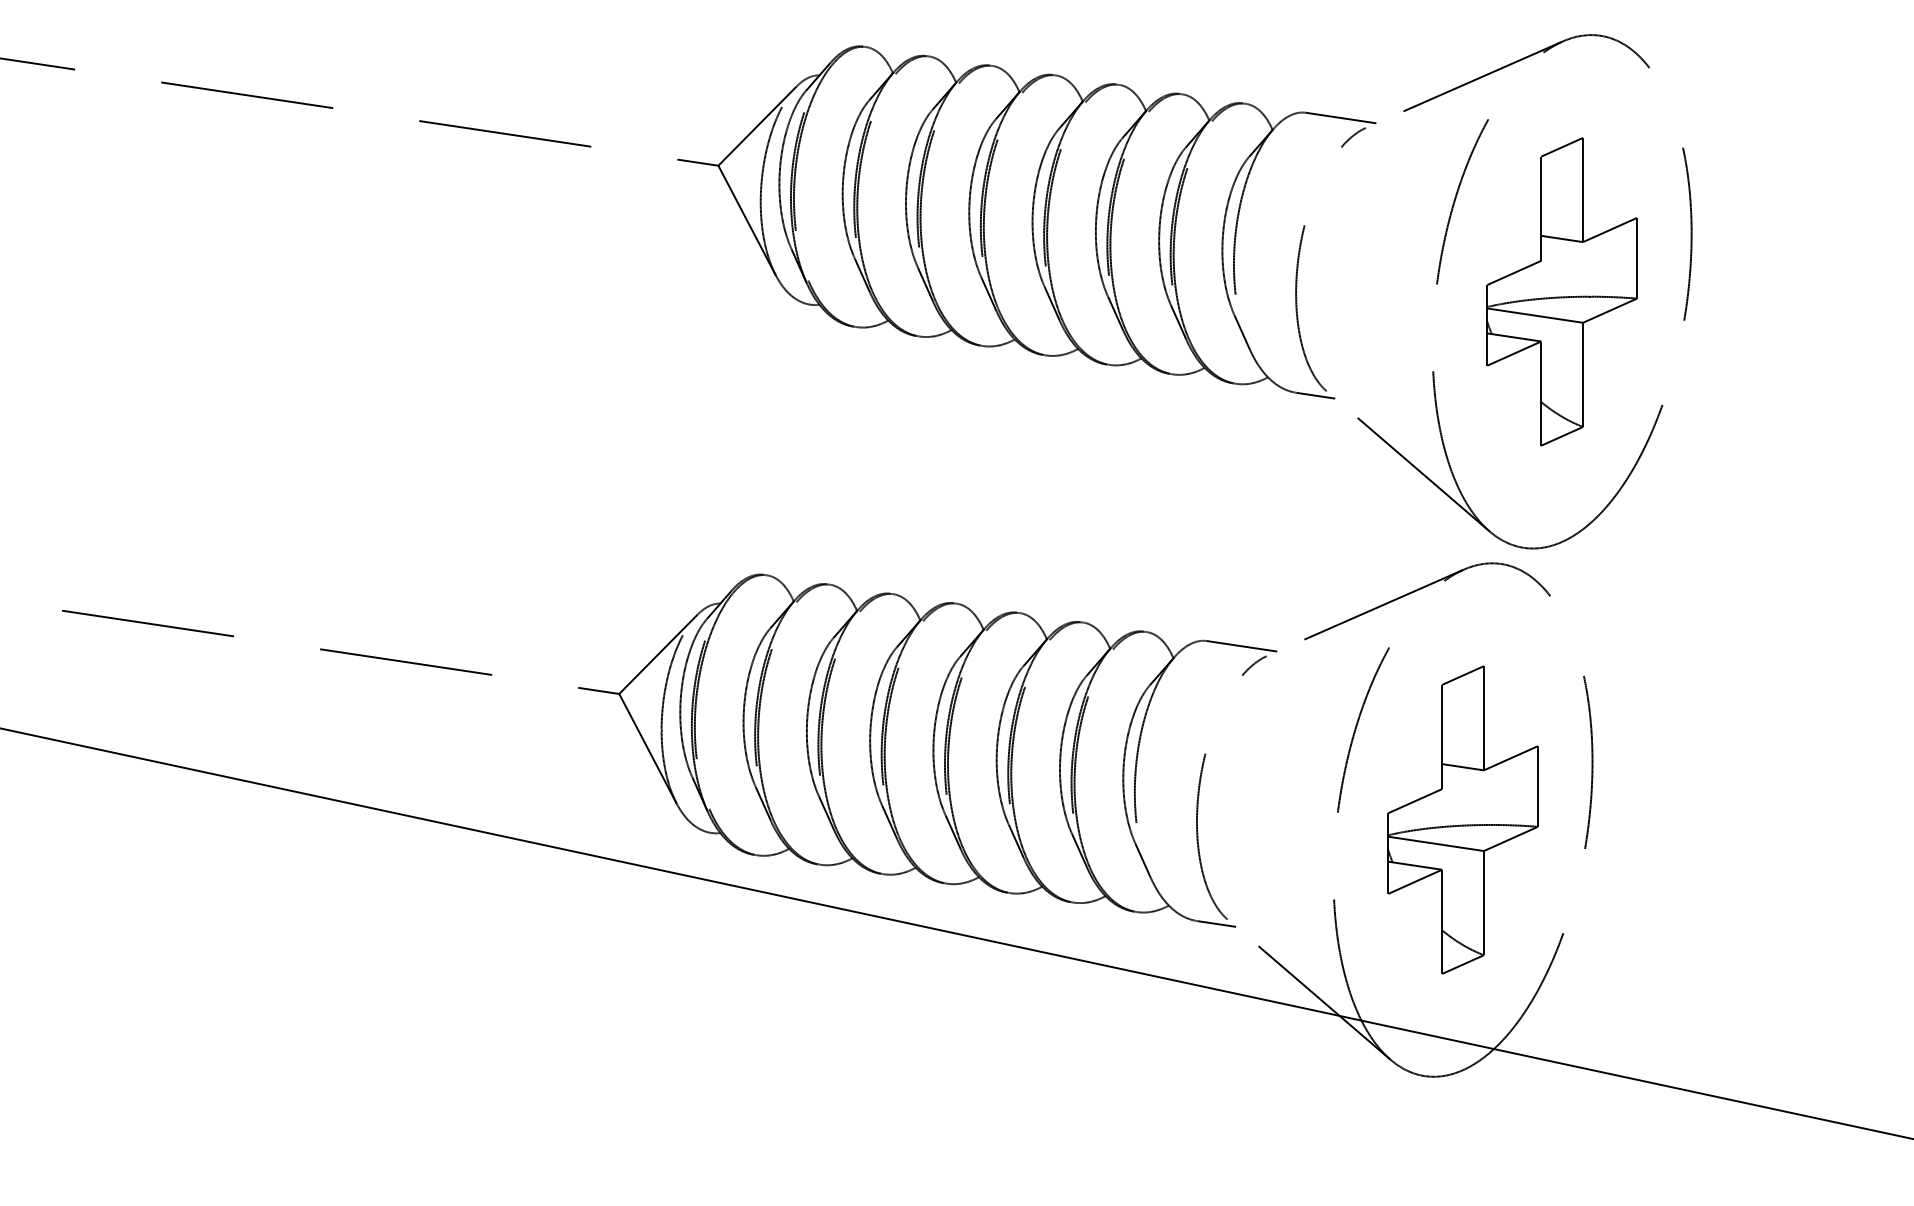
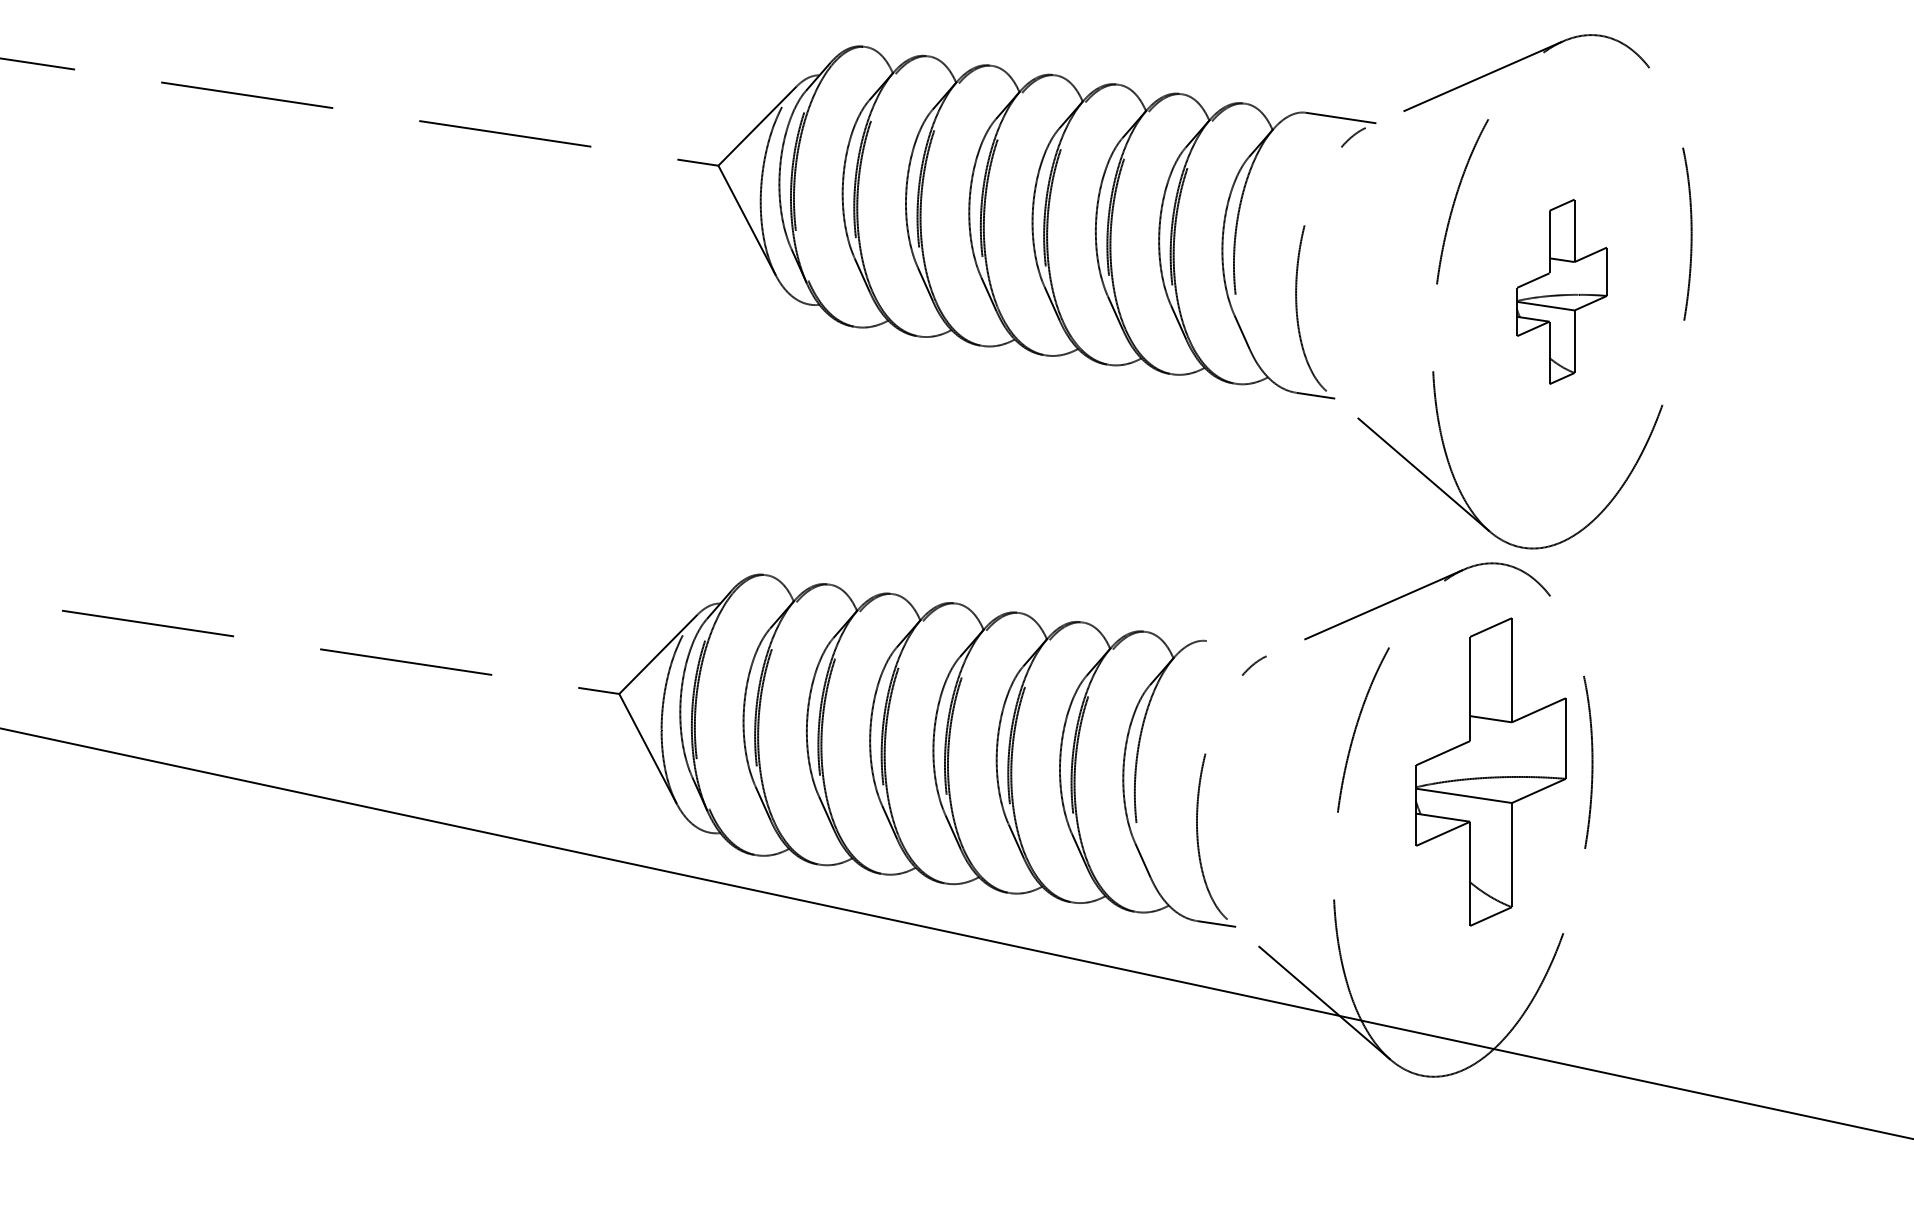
part size: 152x310 px -> 92x186 px (1561, 291)
line: present -> none (1241, 646)
part position: (1462, 819) -> (1490, 771) (1490, 771)
